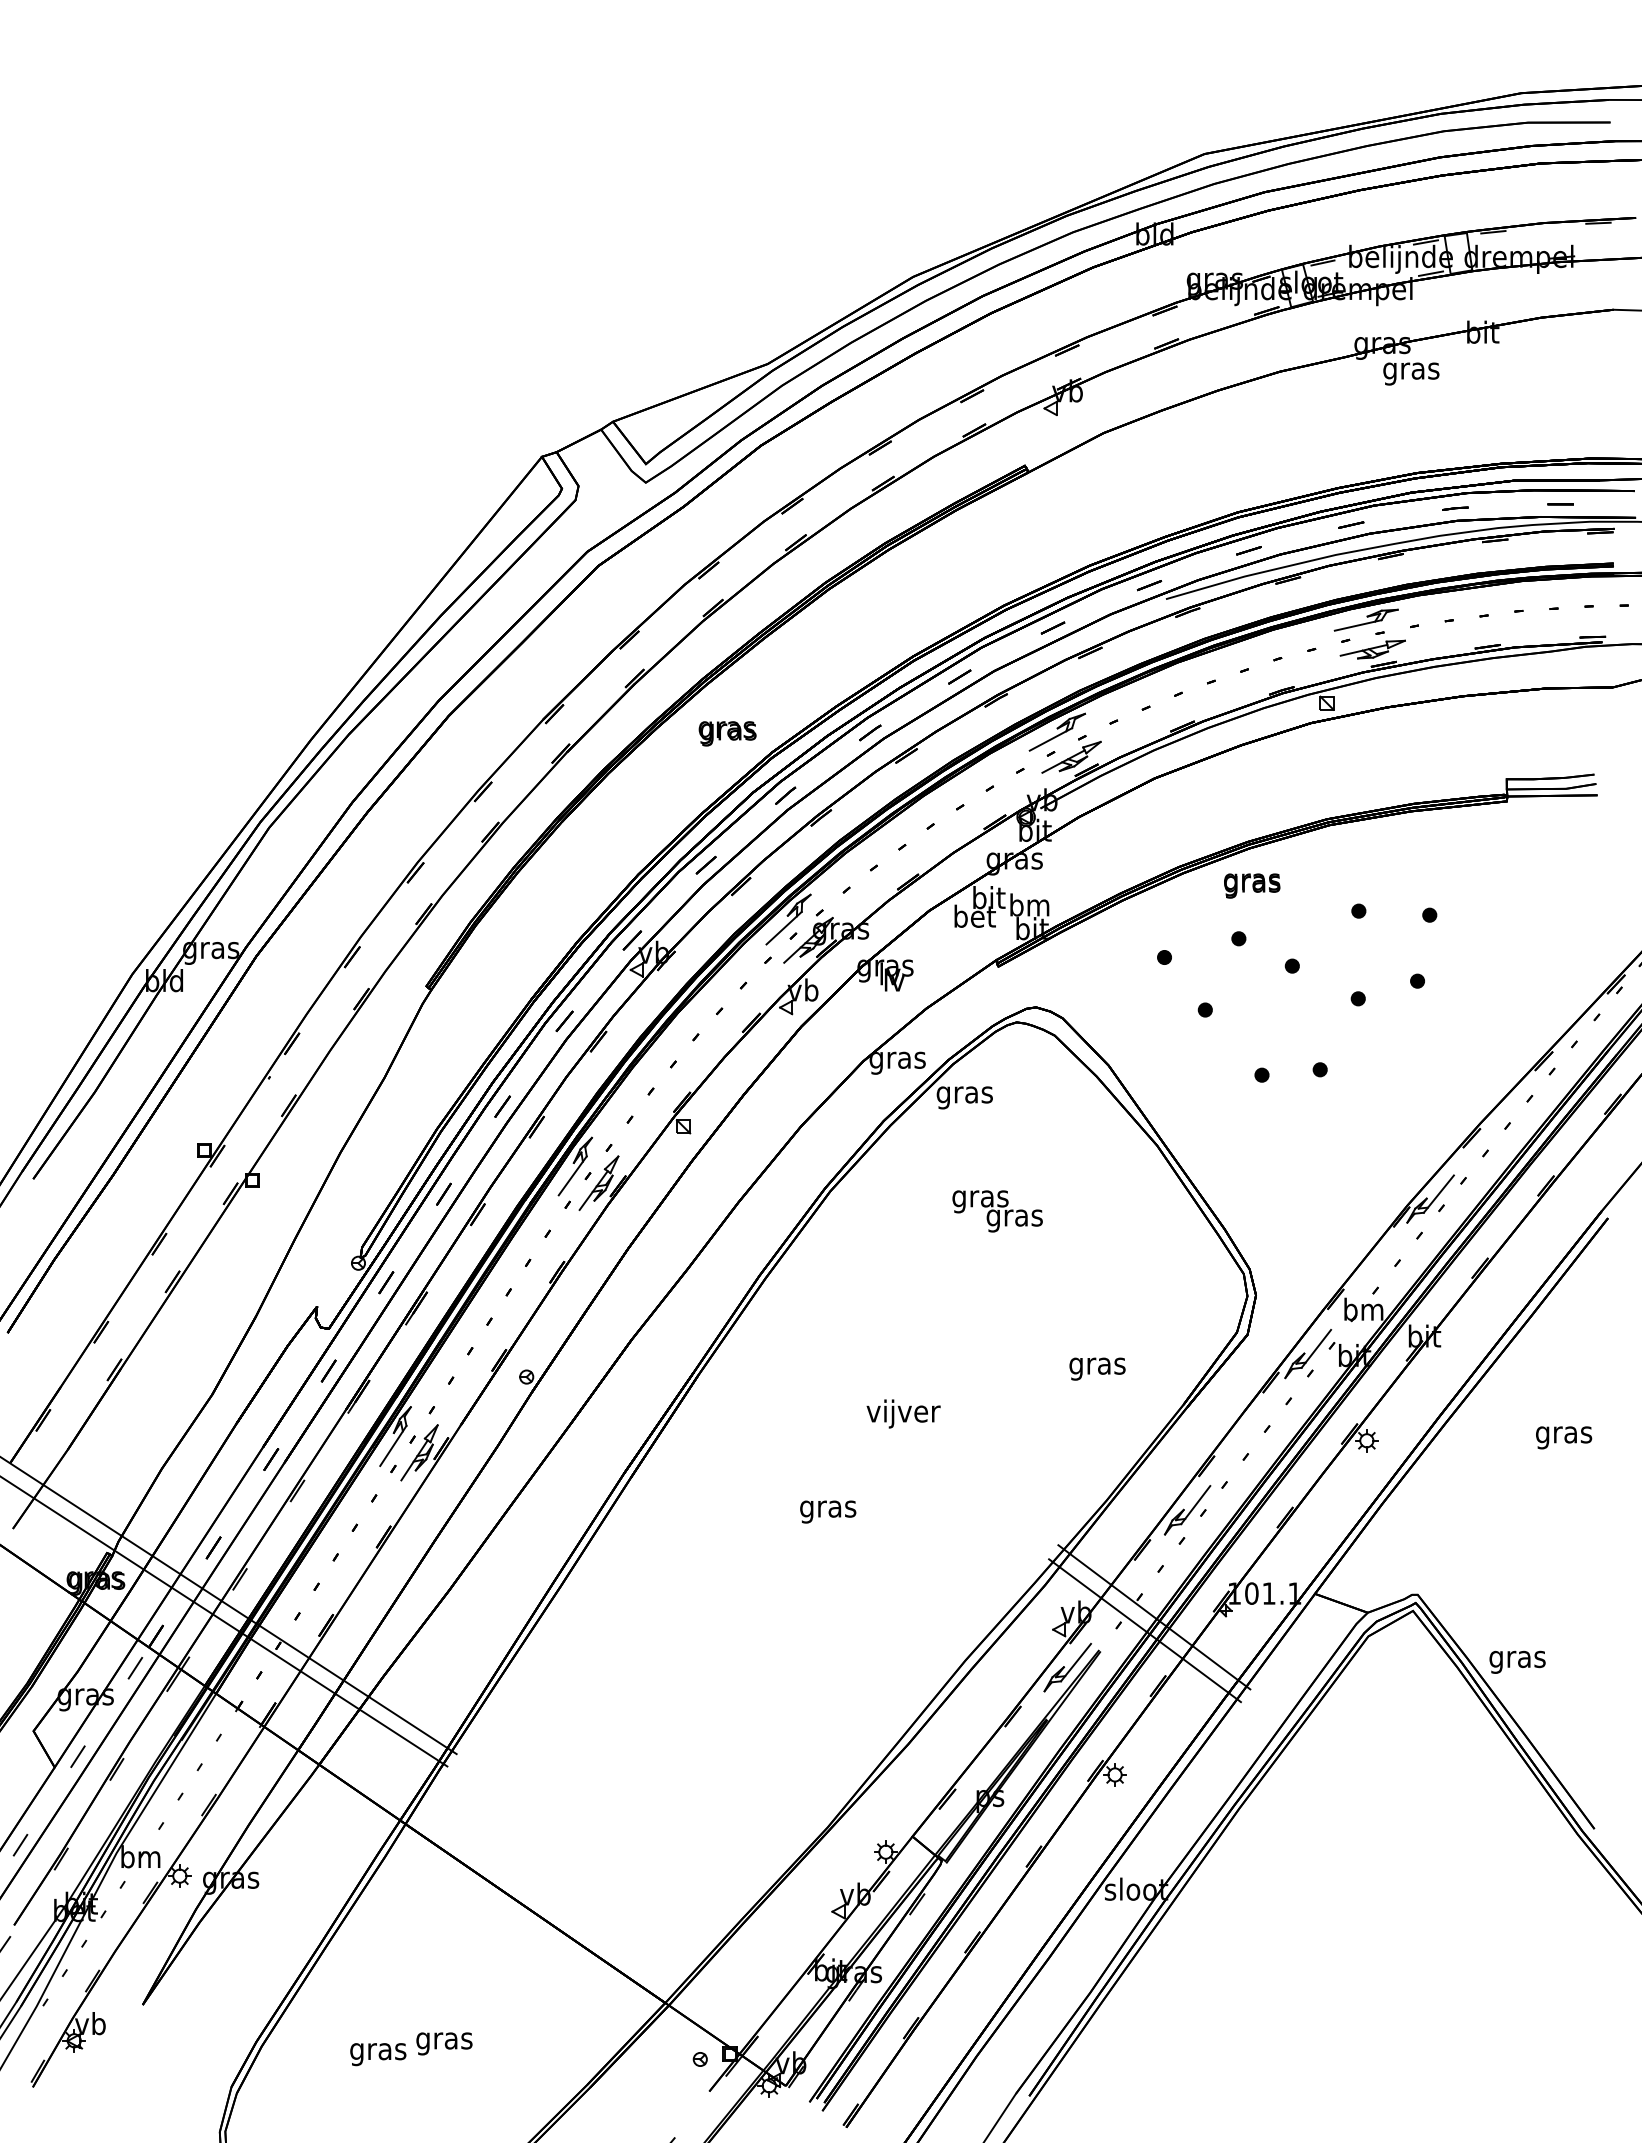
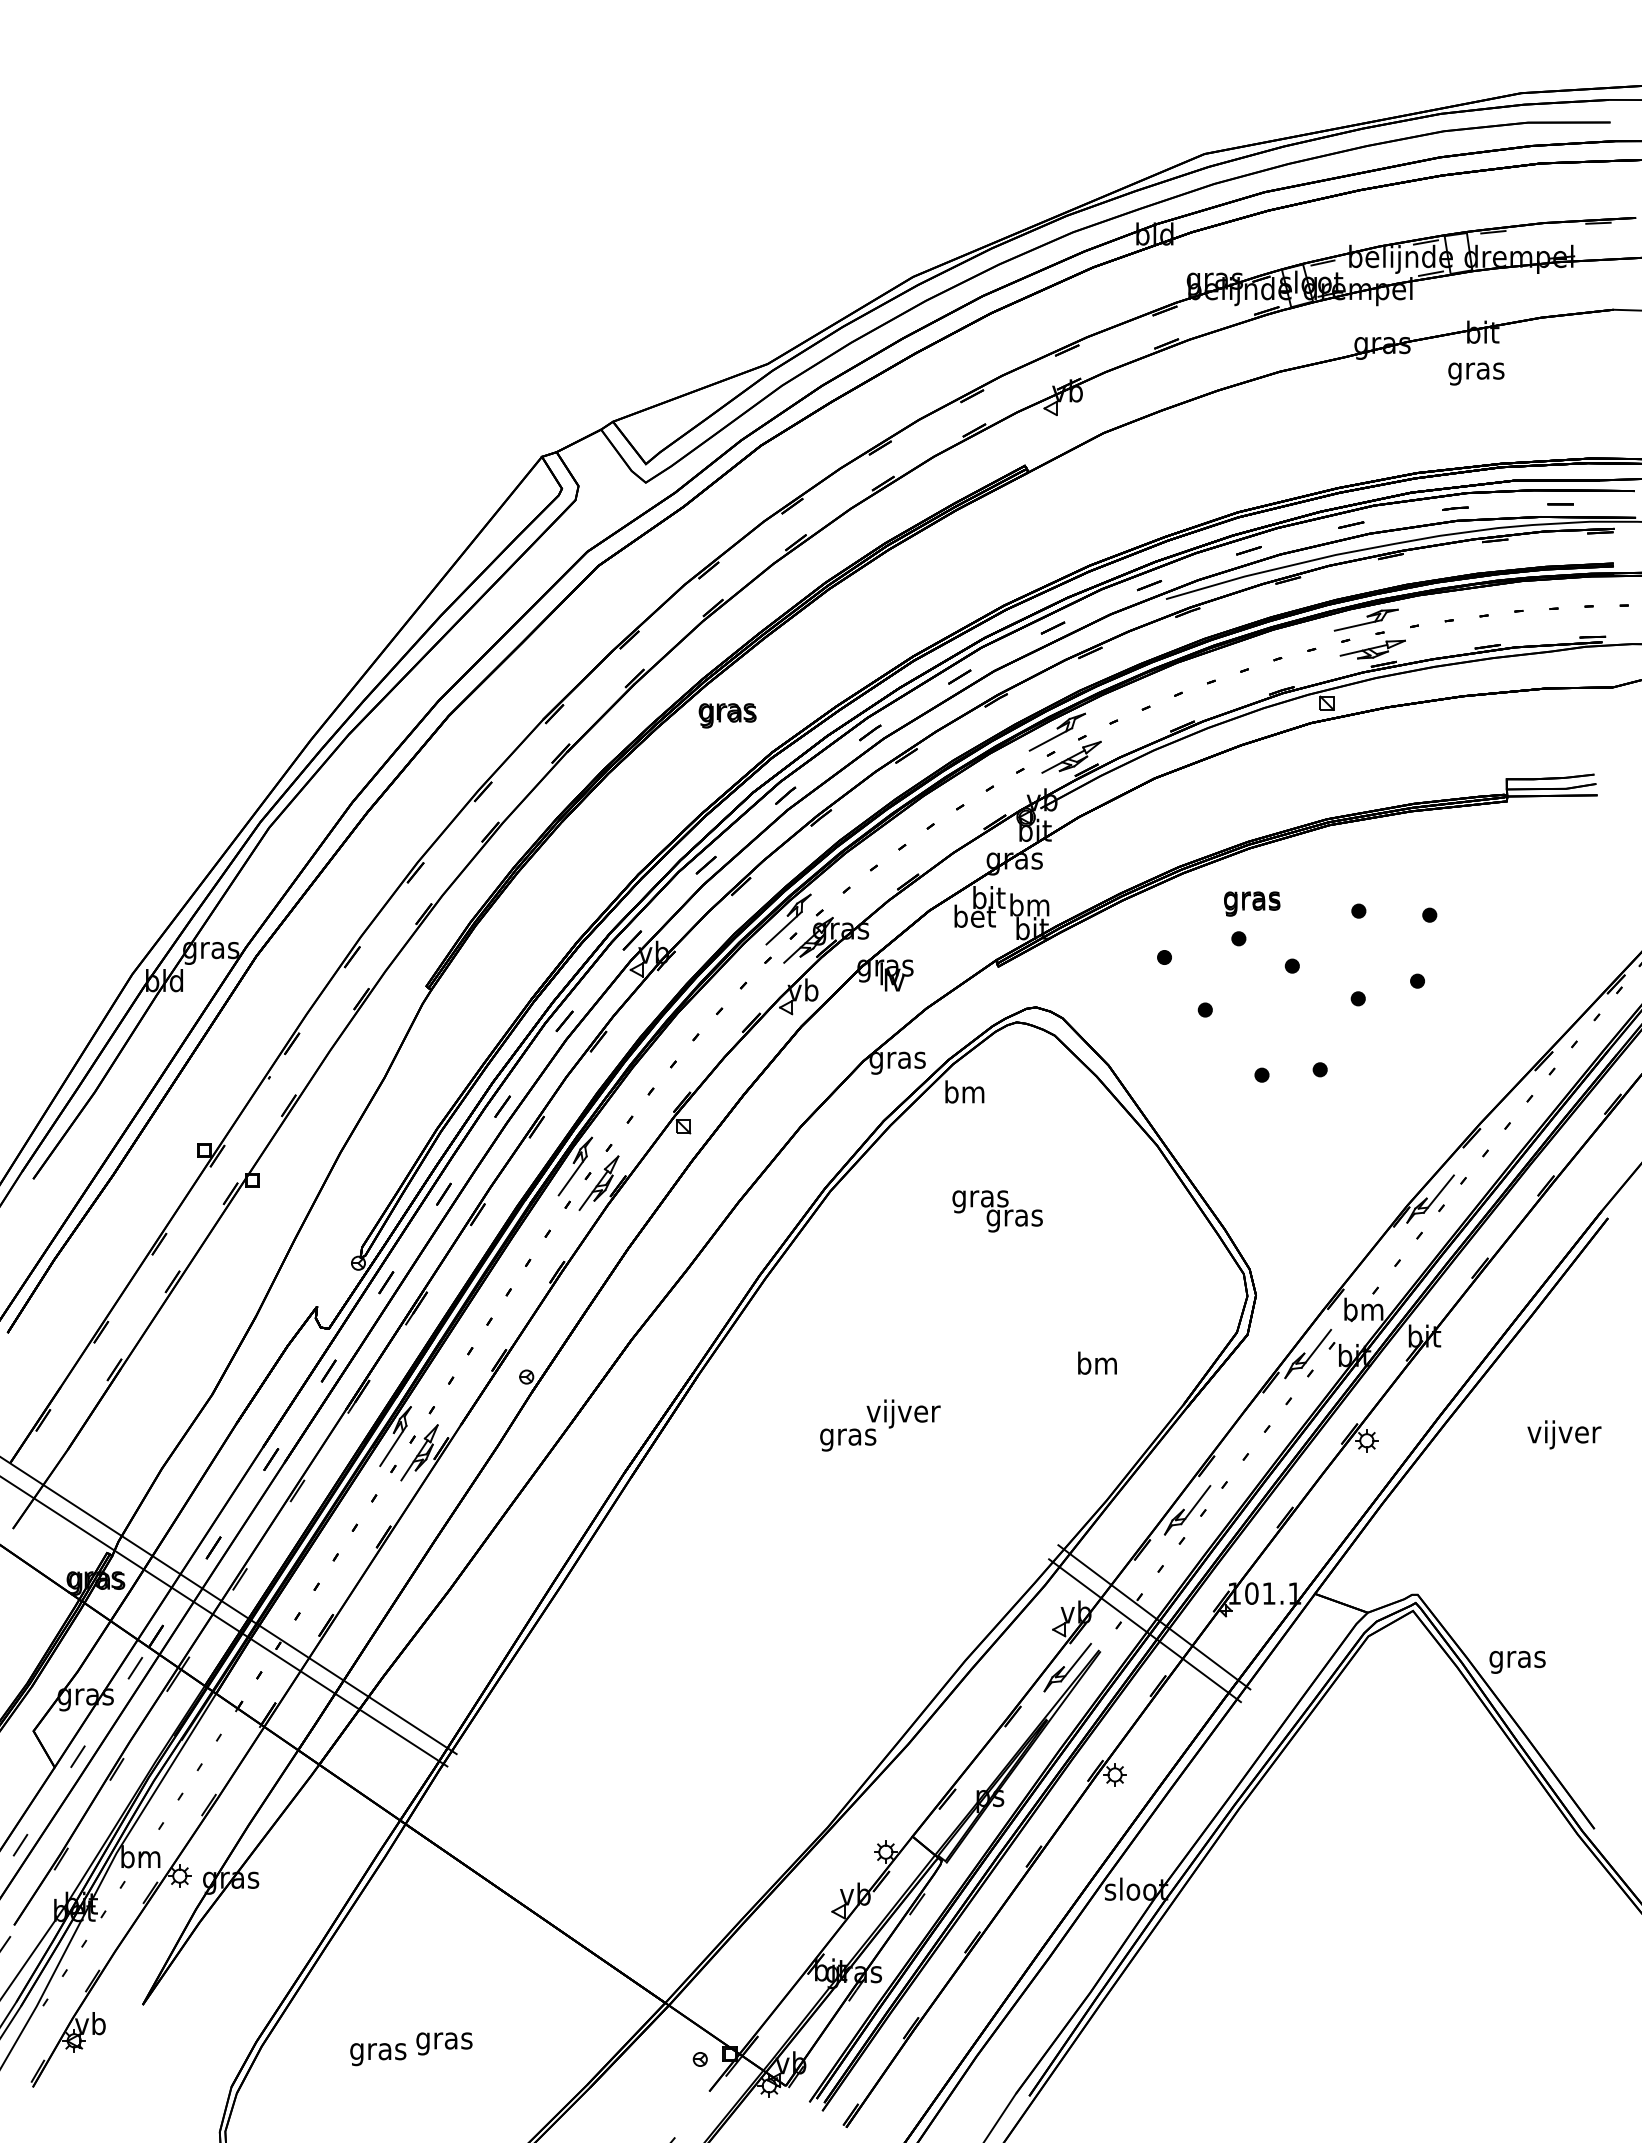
text position: (1411, 373) -> (1476, 373) (1476, 373)
text position: (727, 733) -> (727, 715) (727, 715)
text position: (1252, 885) -> (1252, 903) (1252, 903)
text: gras -> bm (964, 1094)
text: gras -> bm (1097, 1365)
text: gras -> vijver (1564, 1434)
text position: (828, 1511) -> (848, 1439) (848, 1439)
